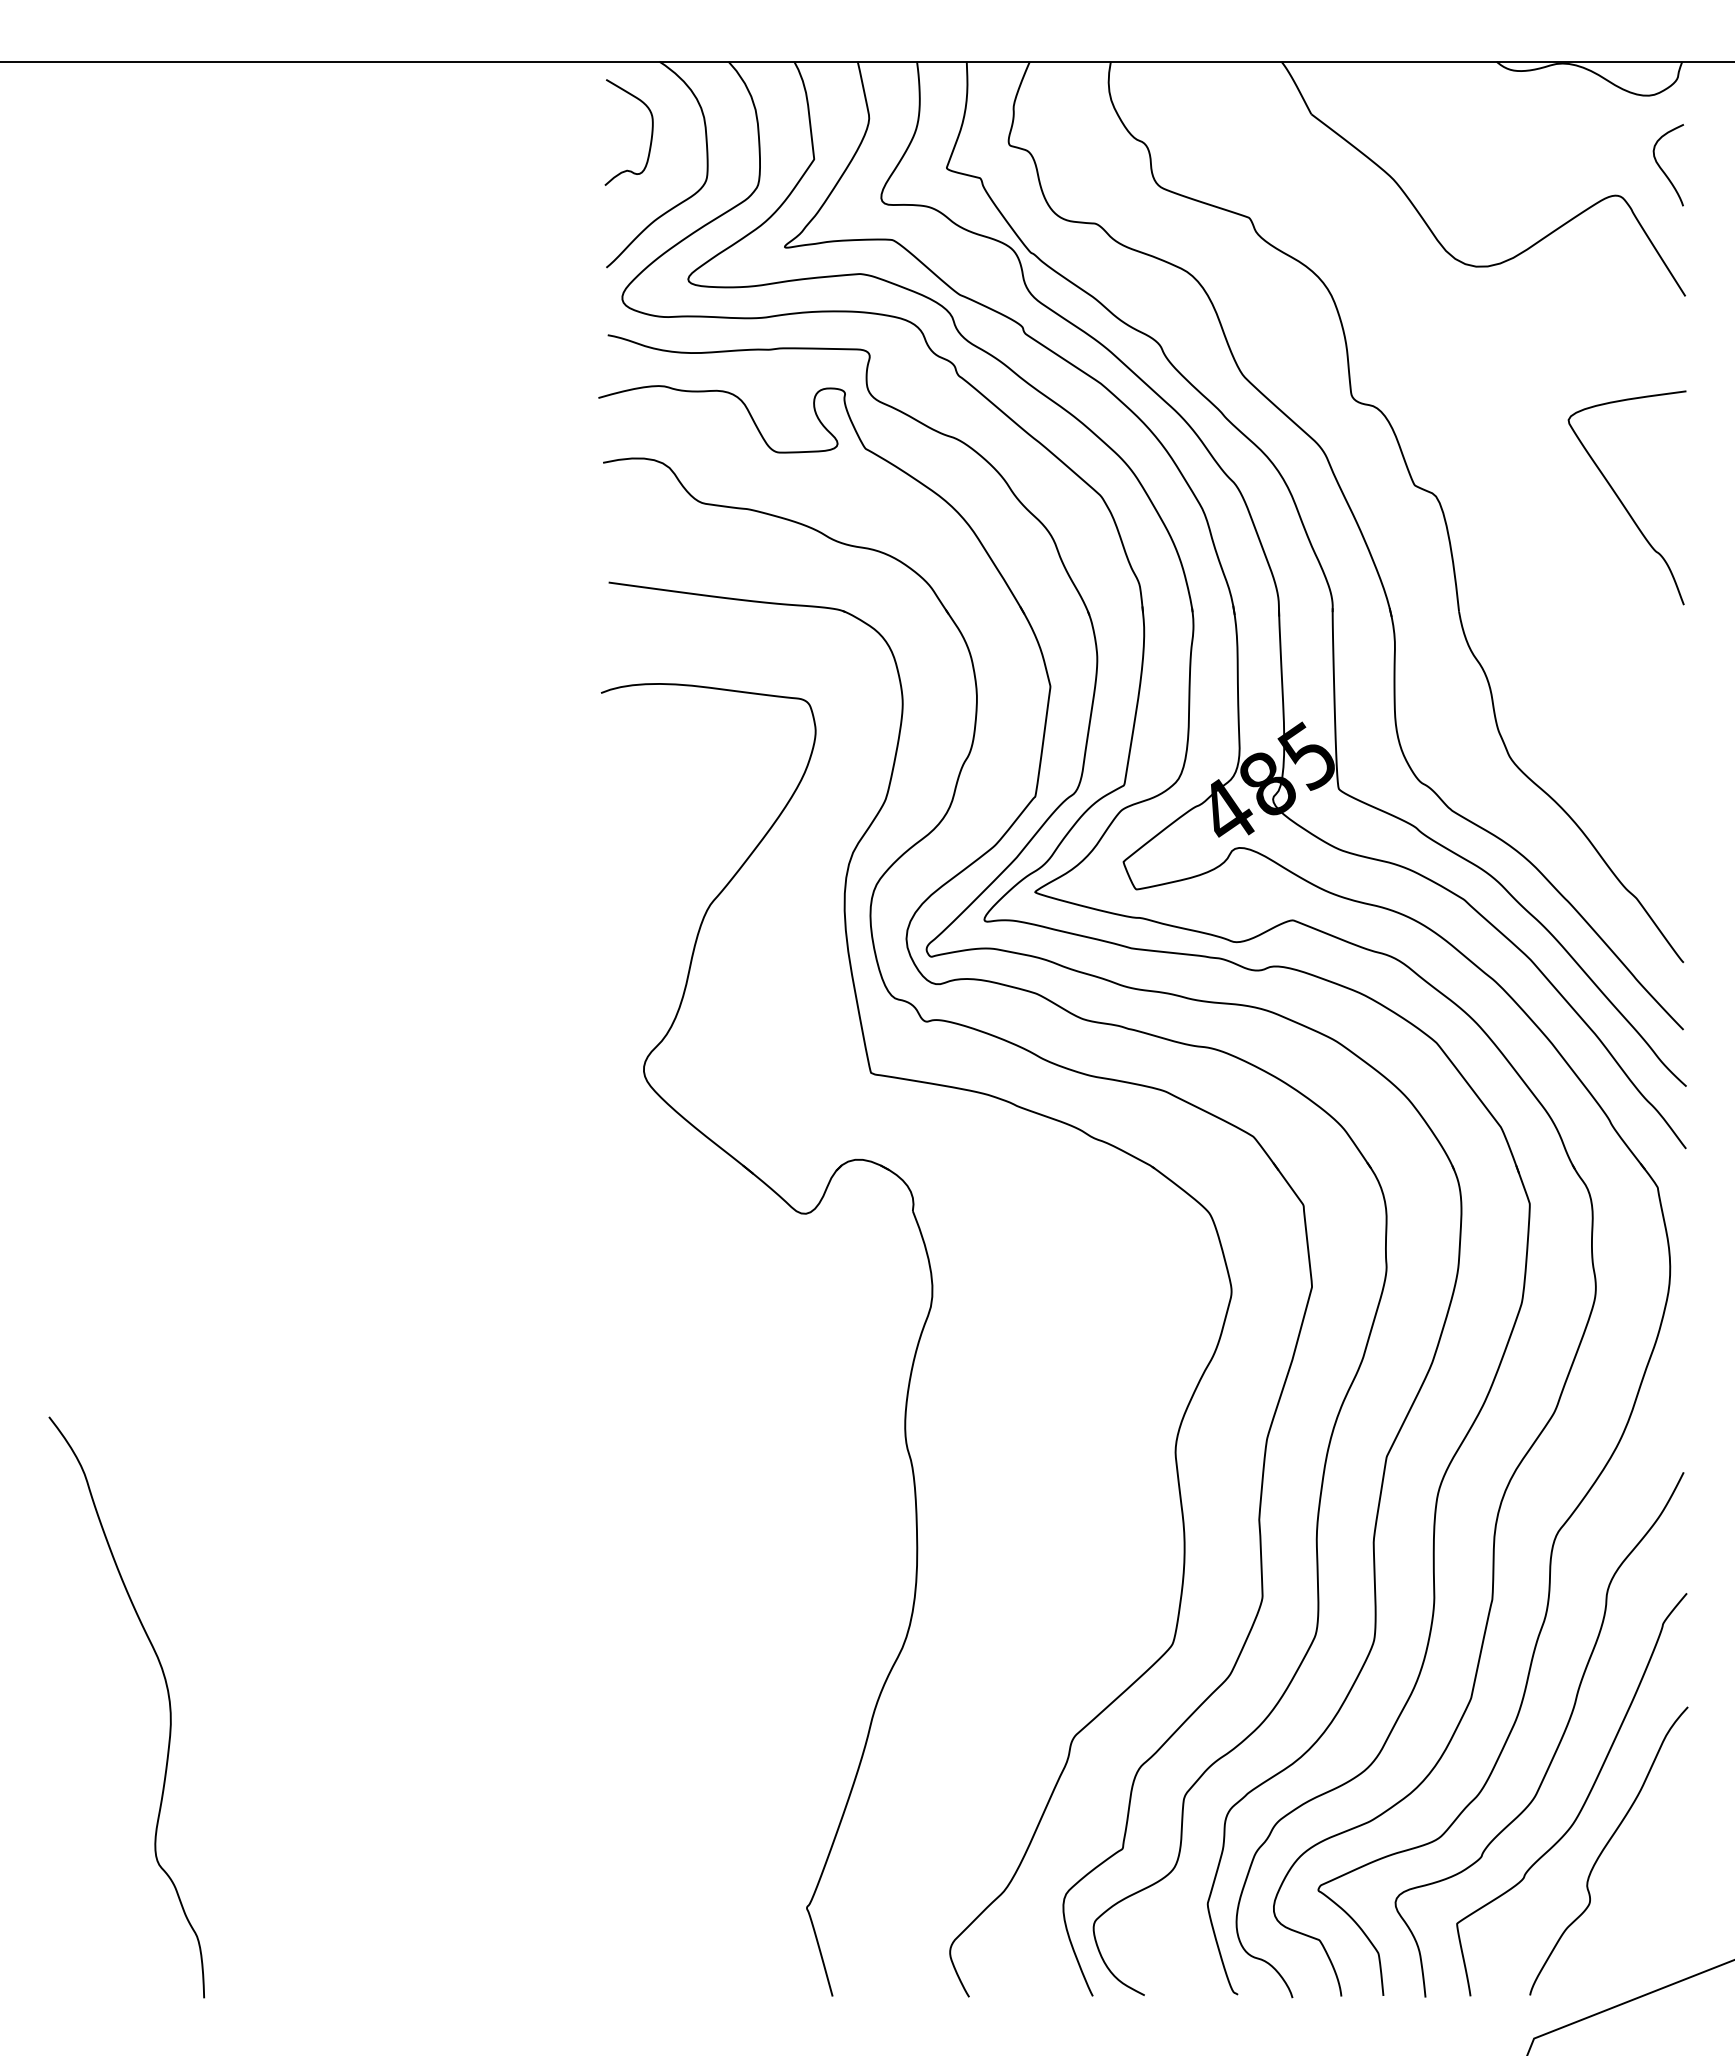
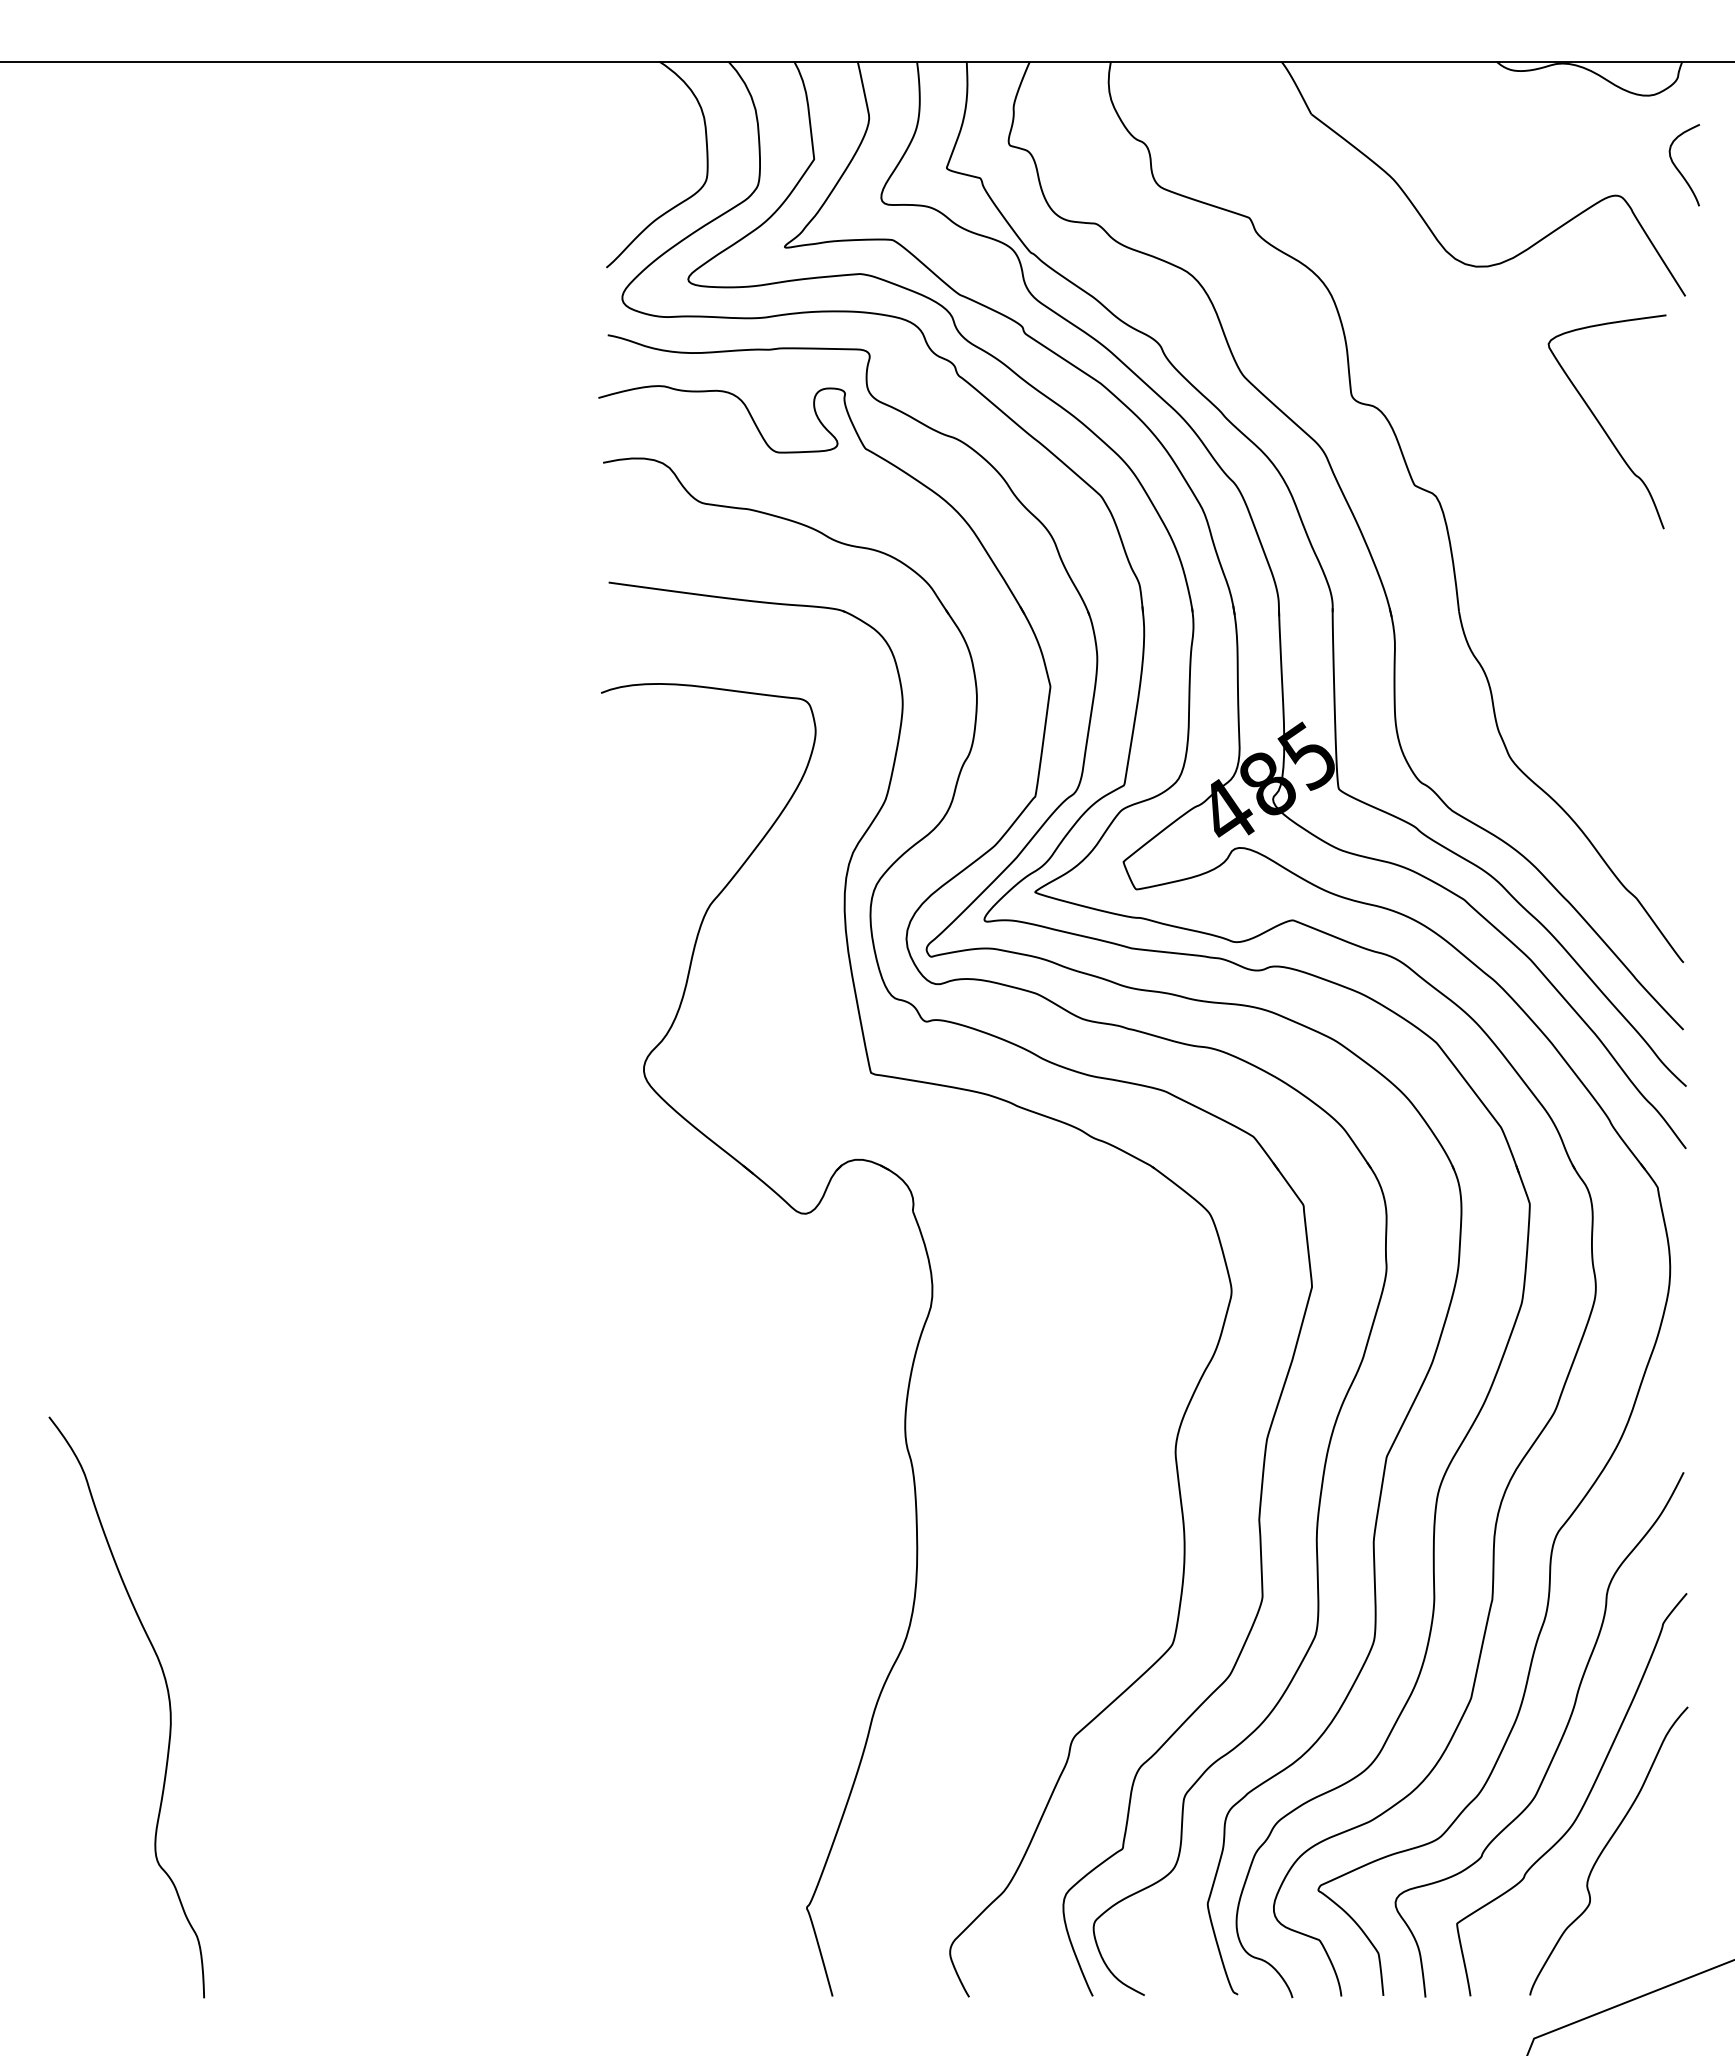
curve: present -> none (650, 138)
curve position: (1662, 168) -> (1678, 168) (1678, 168)
curve position: (1621, 500) -> (1601, 424) (1601, 424)
